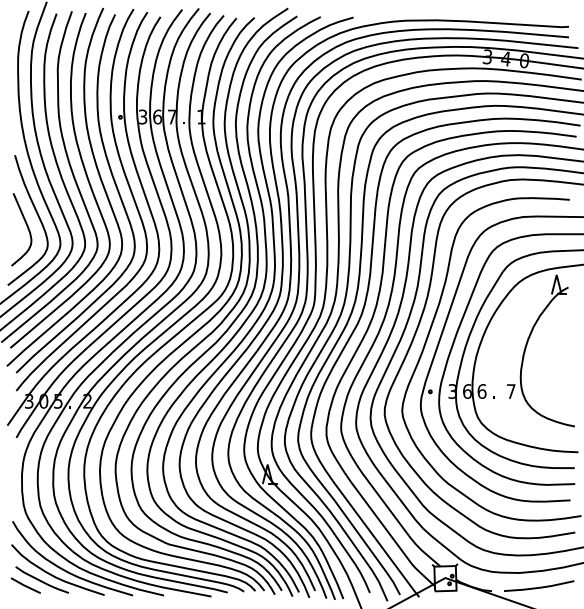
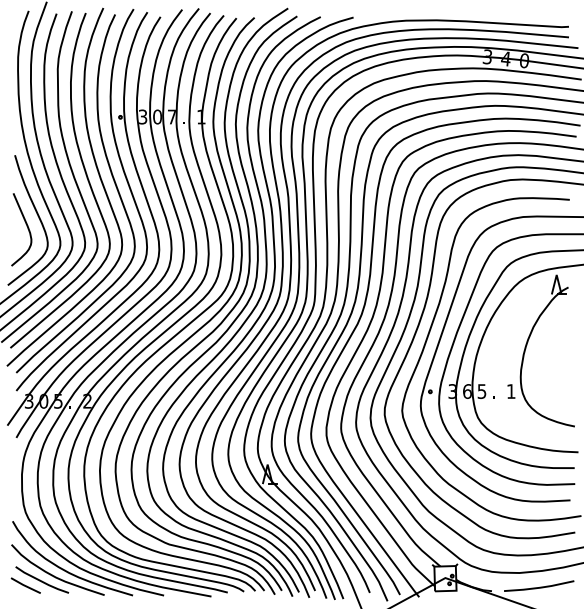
text: 6 -> 0 (157, 116)
text: 6 -> 5 (481, 391)
text: 7 -> 1 (511, 391)
